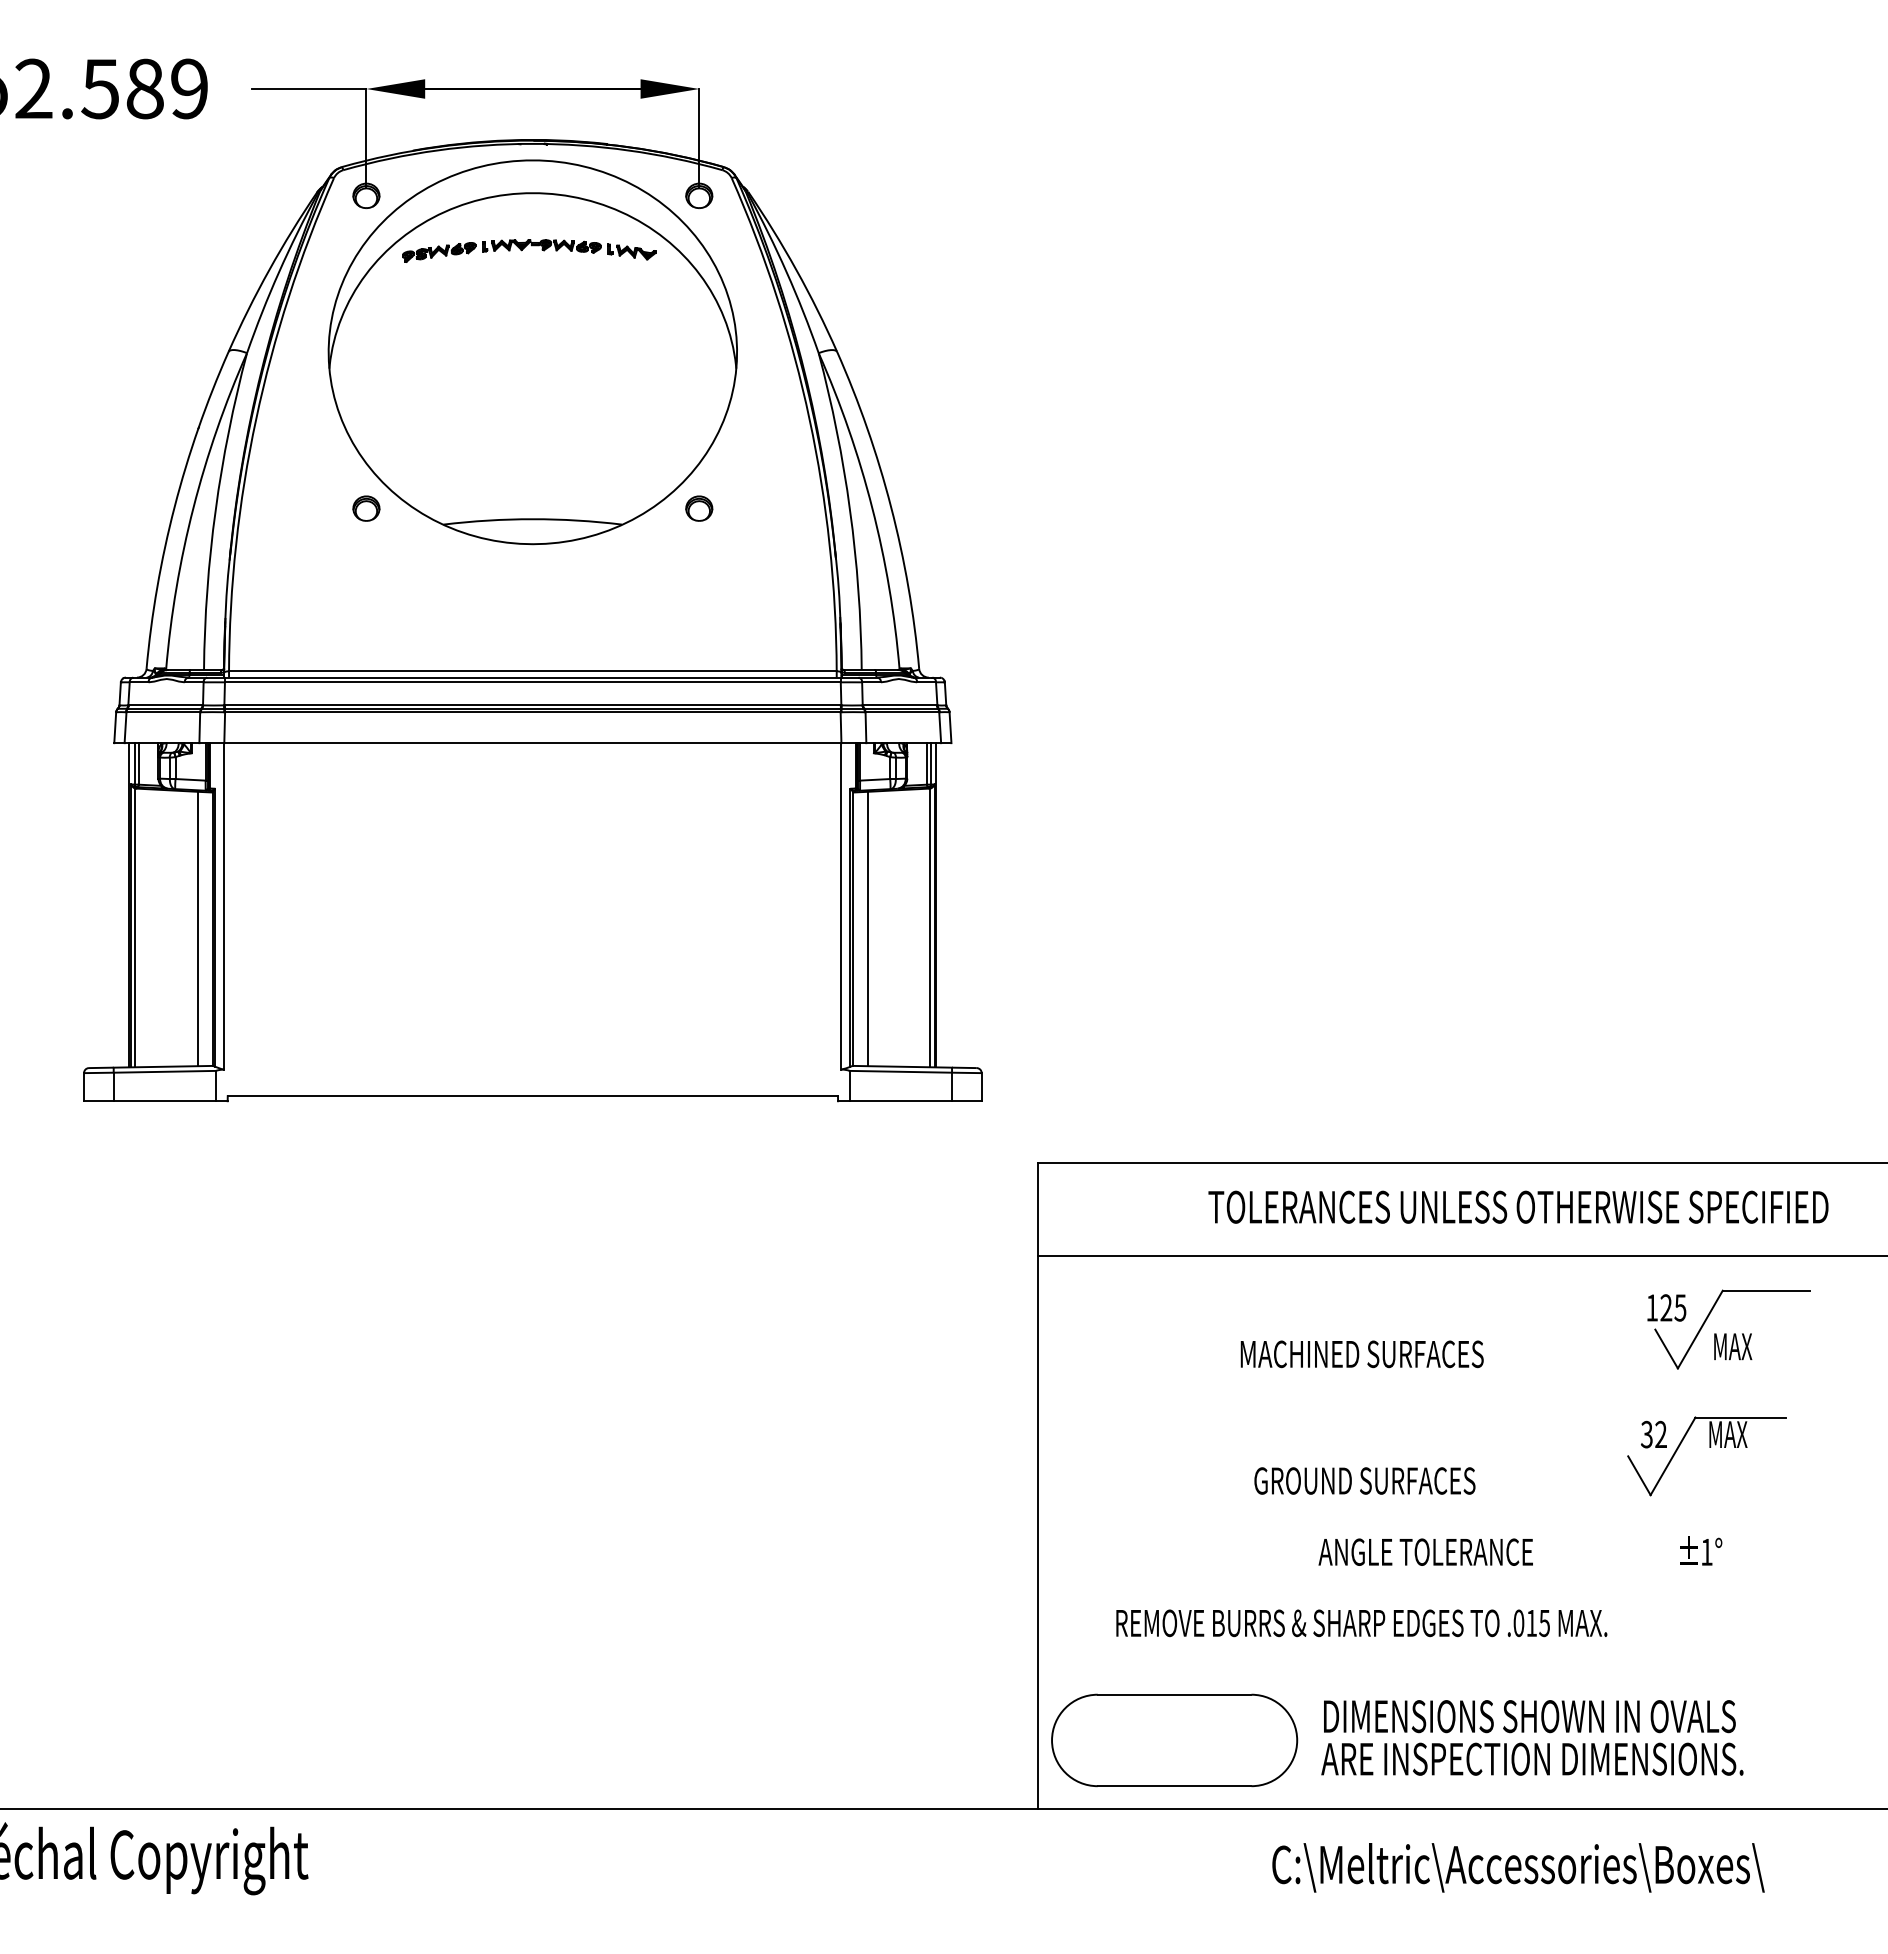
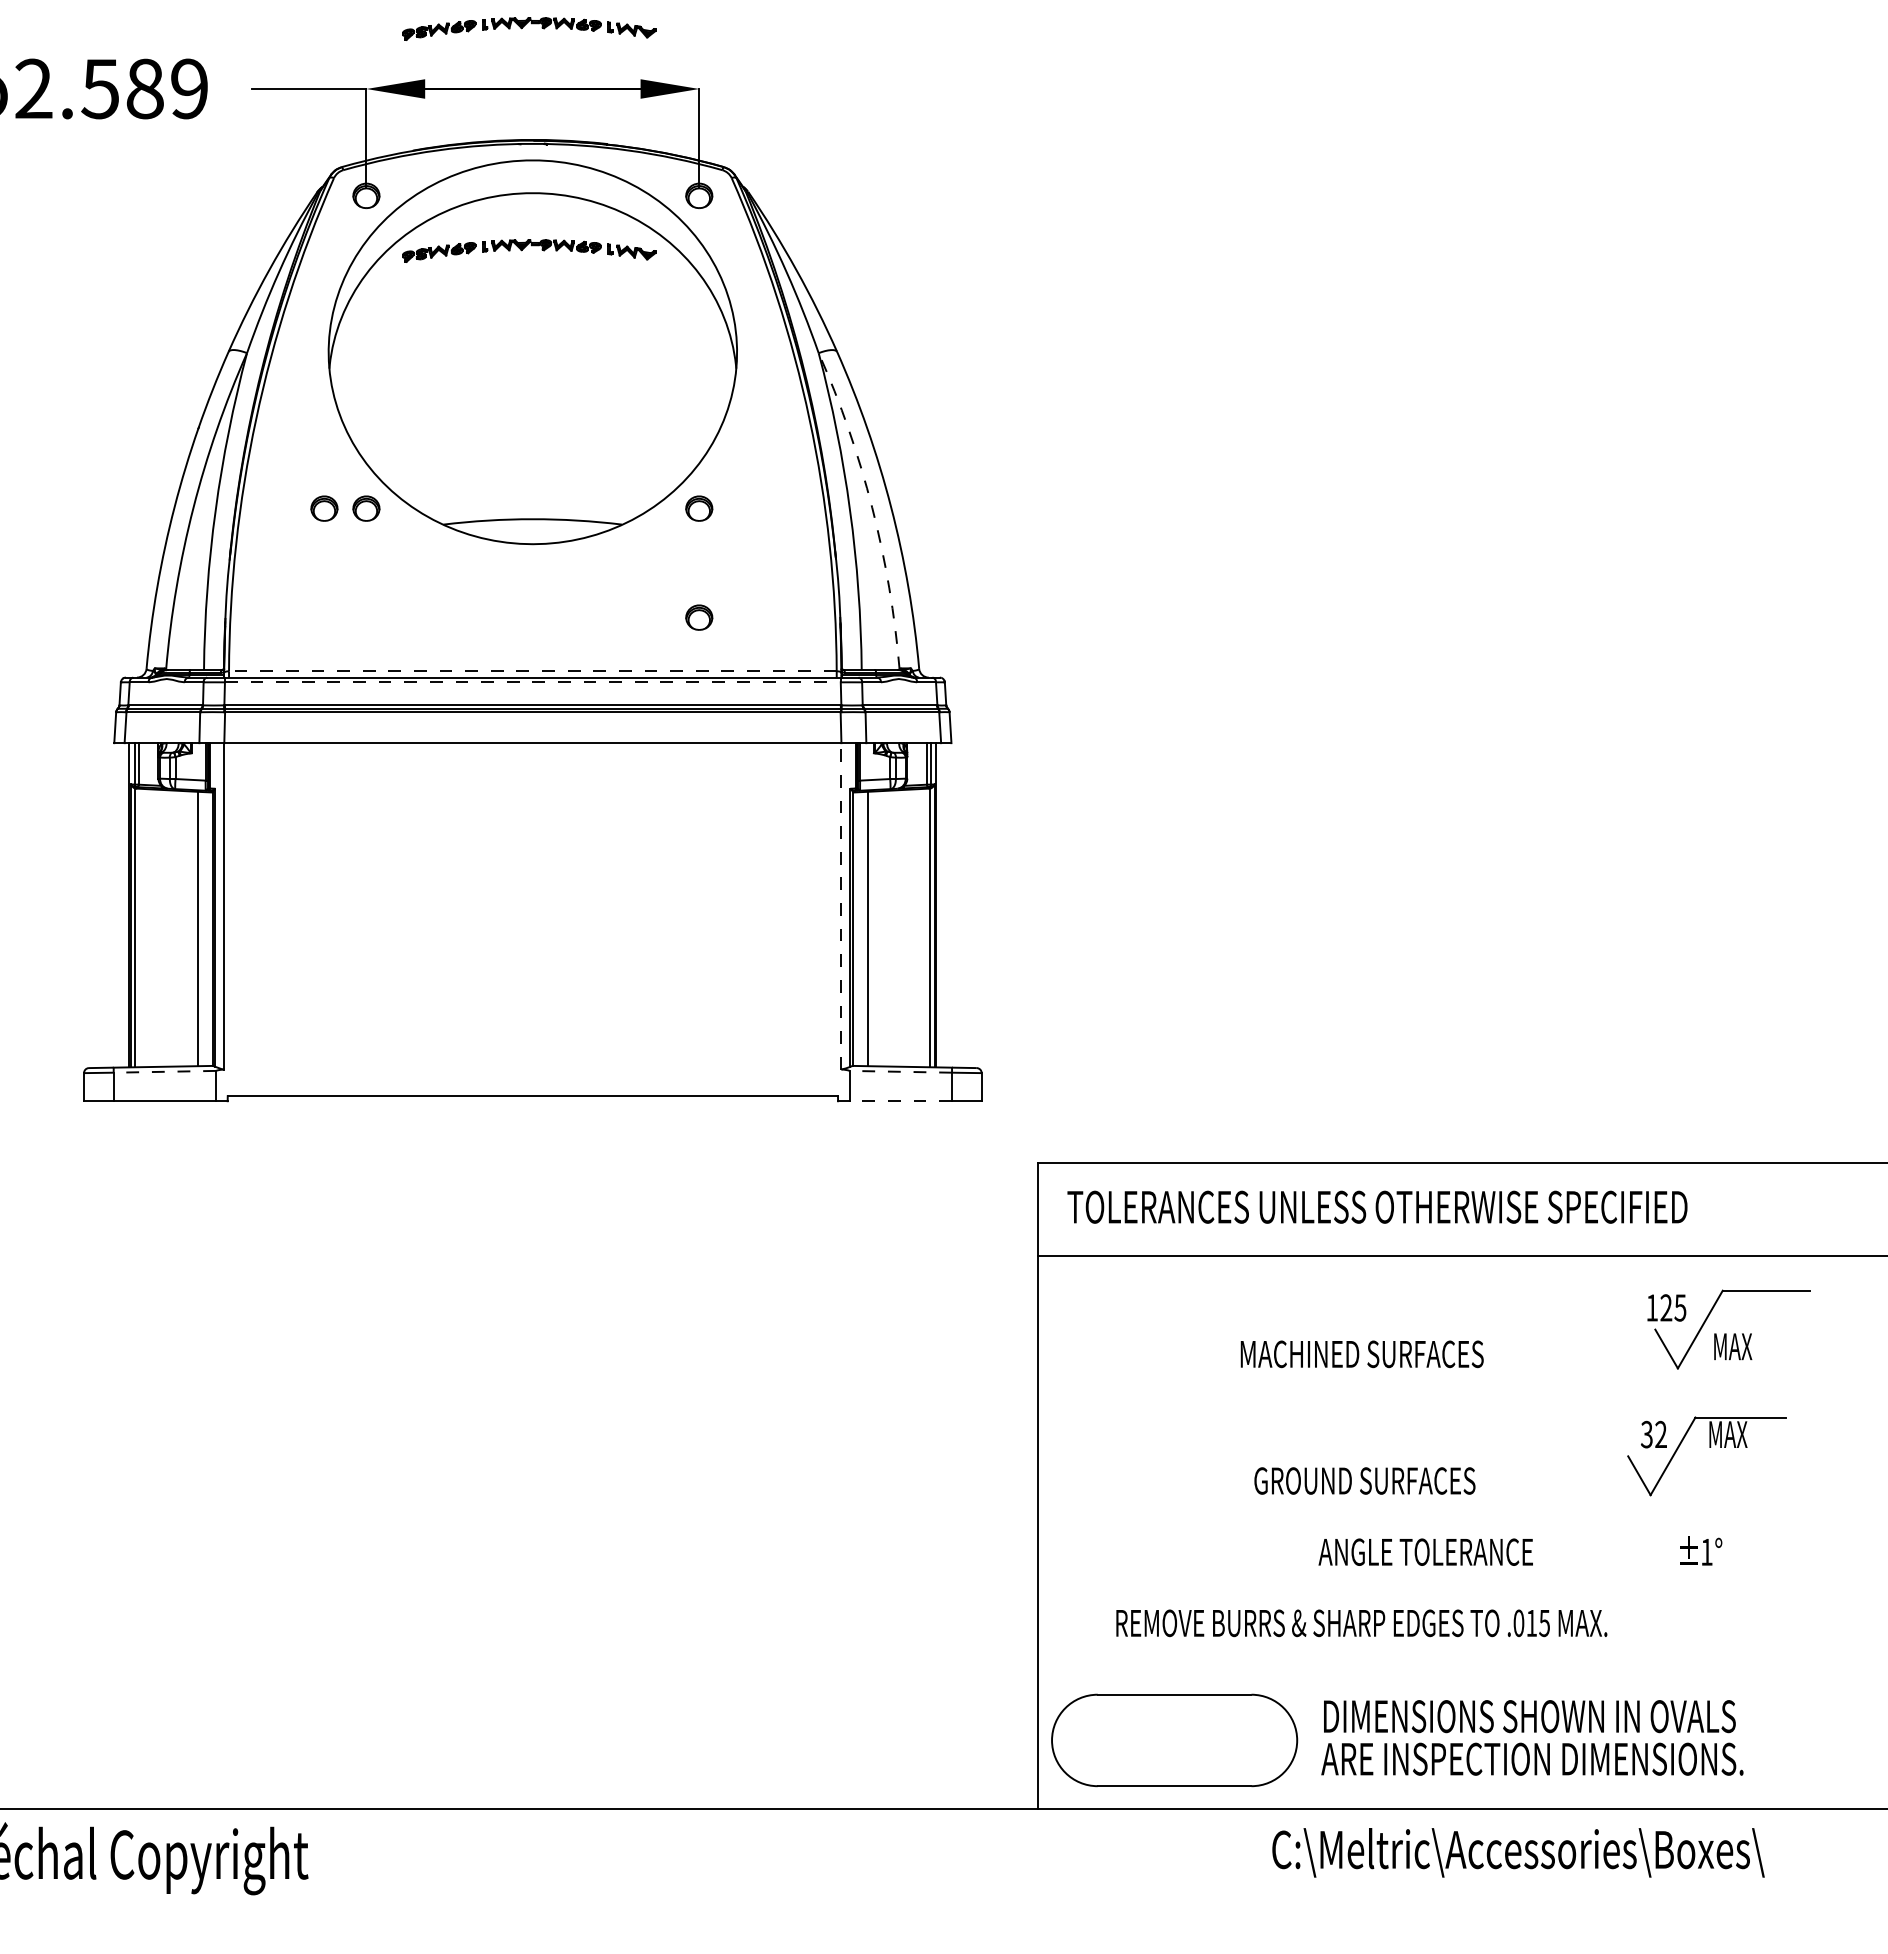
part: none -> present (529, 28)
arc: solid -> dashed (872, 507)
part: none -> present (324, 508)
part: none -> present (699, 617)
line: solid -> dashed (532, 671)
line: solid -> dashed (532, 682)
line: solid -> dashed (841, 905)
line: solid -> dashed (164, 1071)
line: solid -> dashed (900, 1071)
line: solid -> dashed (900, 1101)
text position: (1518, 1206) -> (1377, 1206) (1377, 1206)
text position: (1518, 1867) -> (1518, 1852) (1518, 1852)
